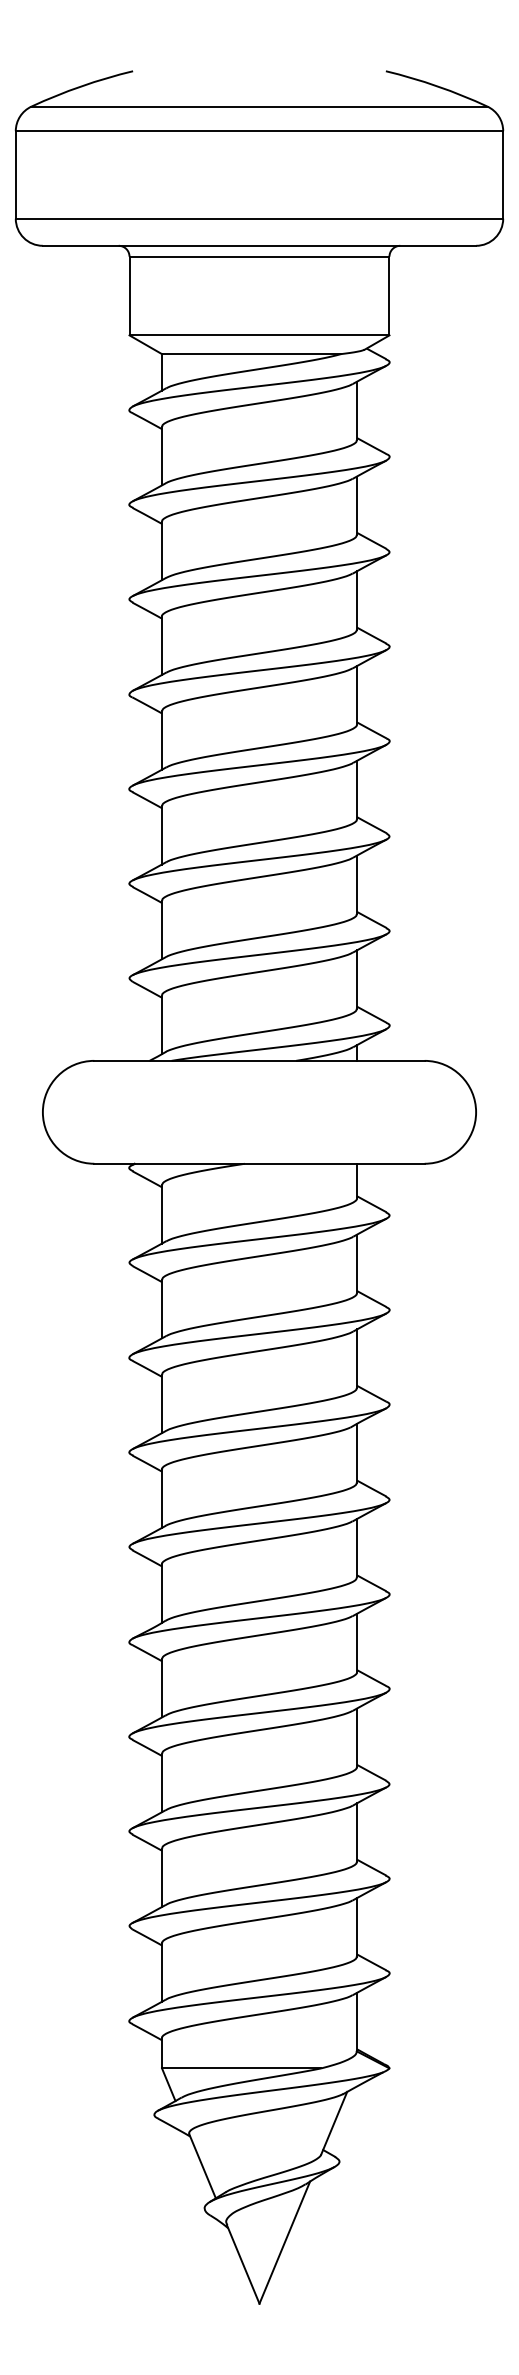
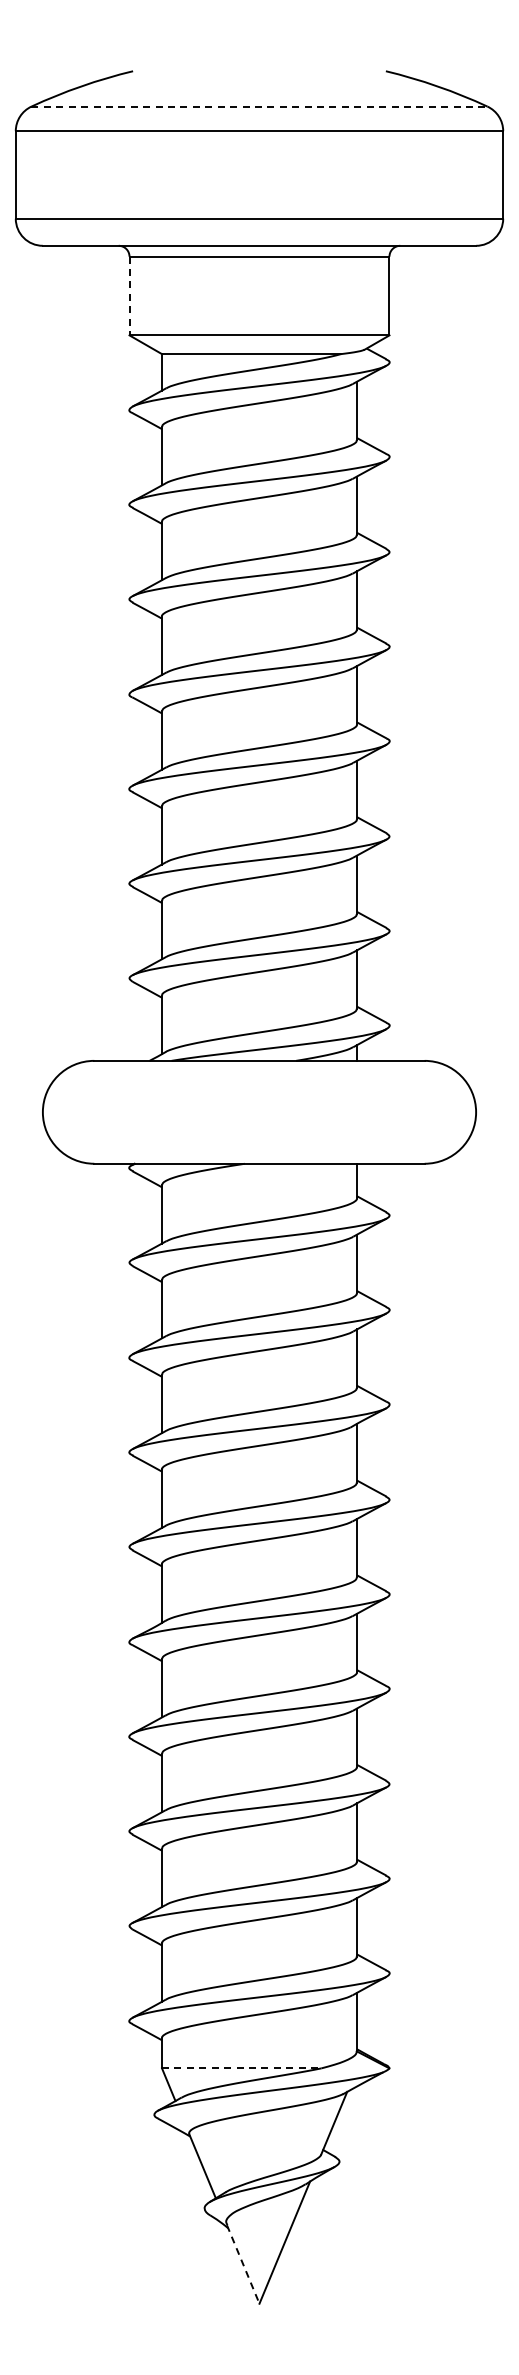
line: solid -> dashed (259, 106)
line: solid -> dashed (129, 296)
line: solid -> dashed (241, 2068)
line: solid -> dashed (243, 2264)
